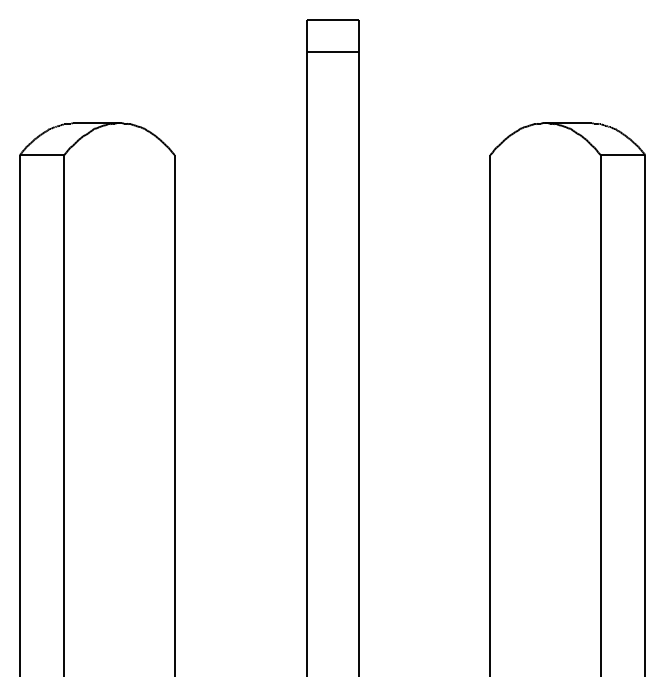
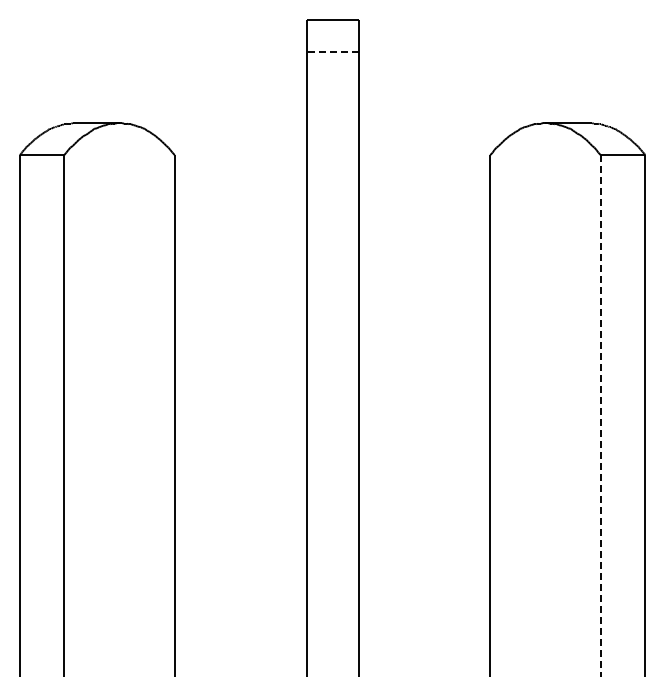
line: solid -> dashed (332, 51)
line: solid -> dashed (600, 416)
